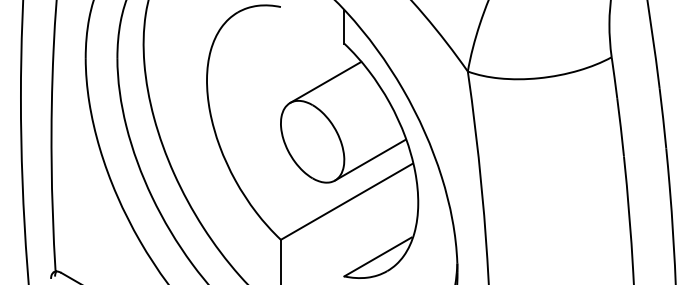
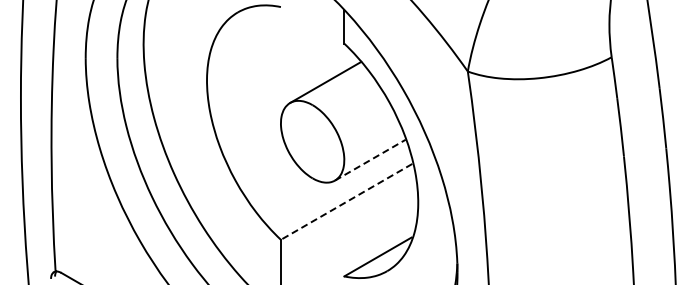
line: solid -> dashed (370, 160)
line: solid -> dashed (346, 201)
